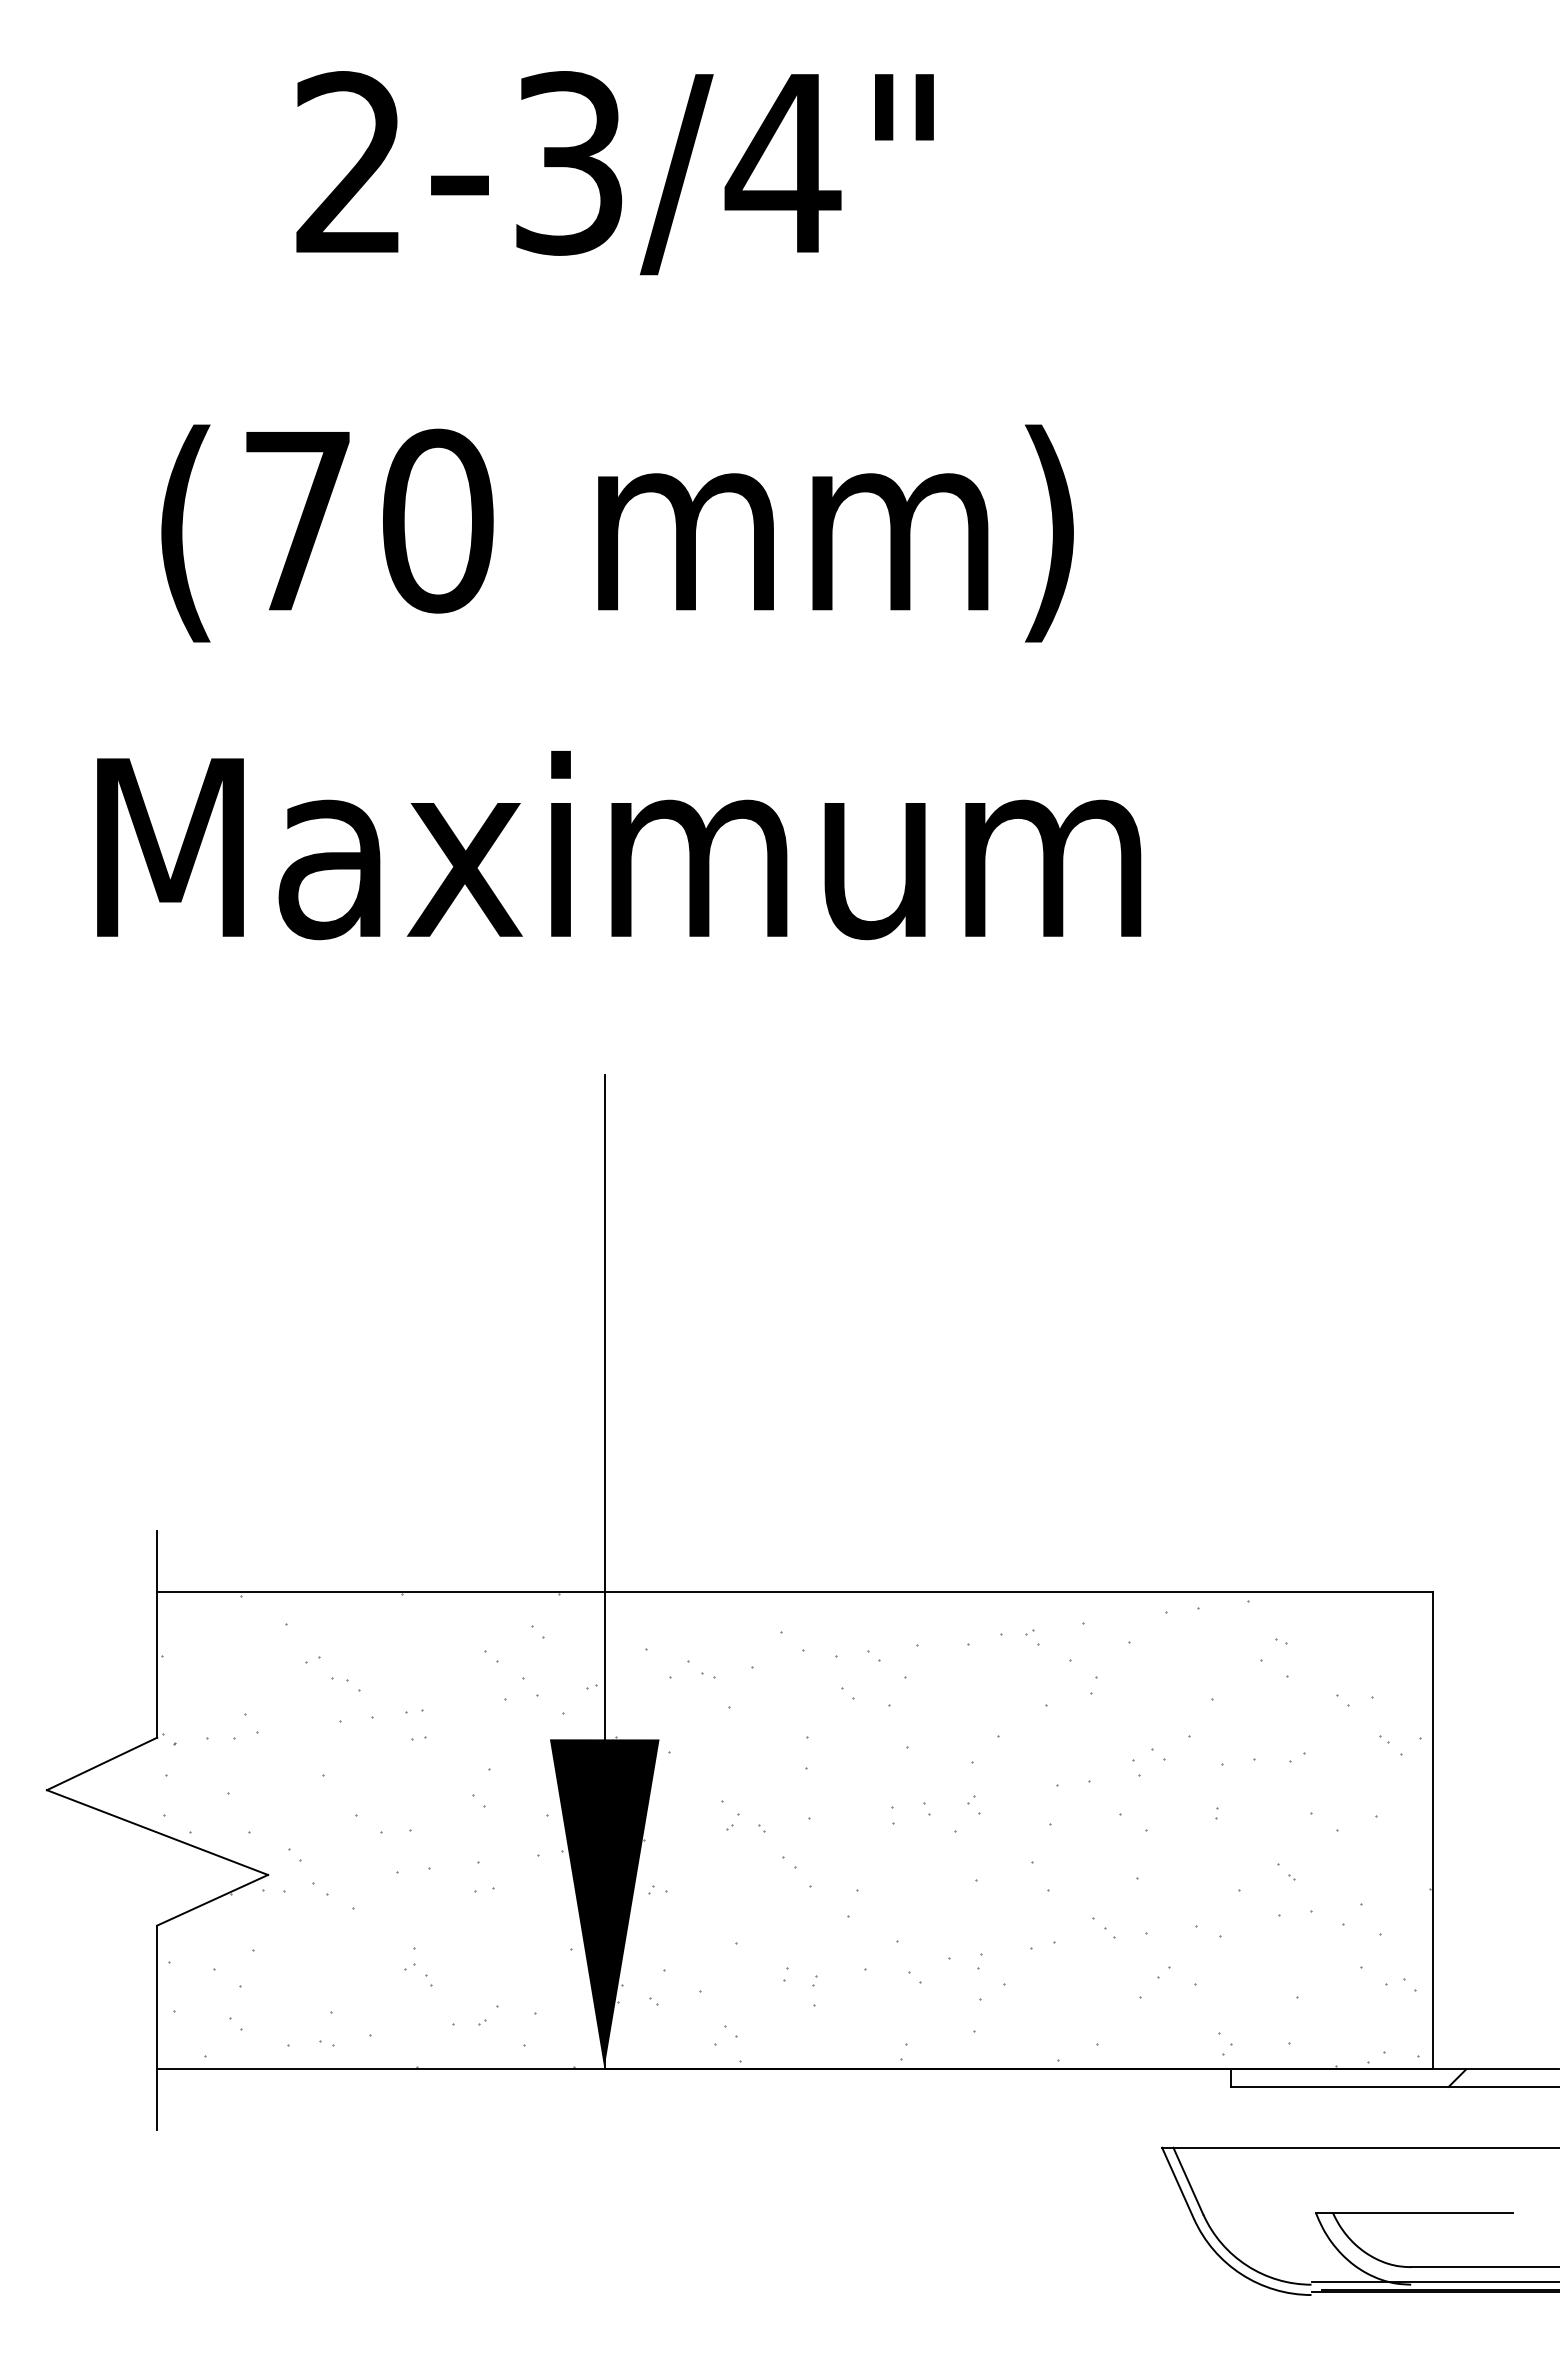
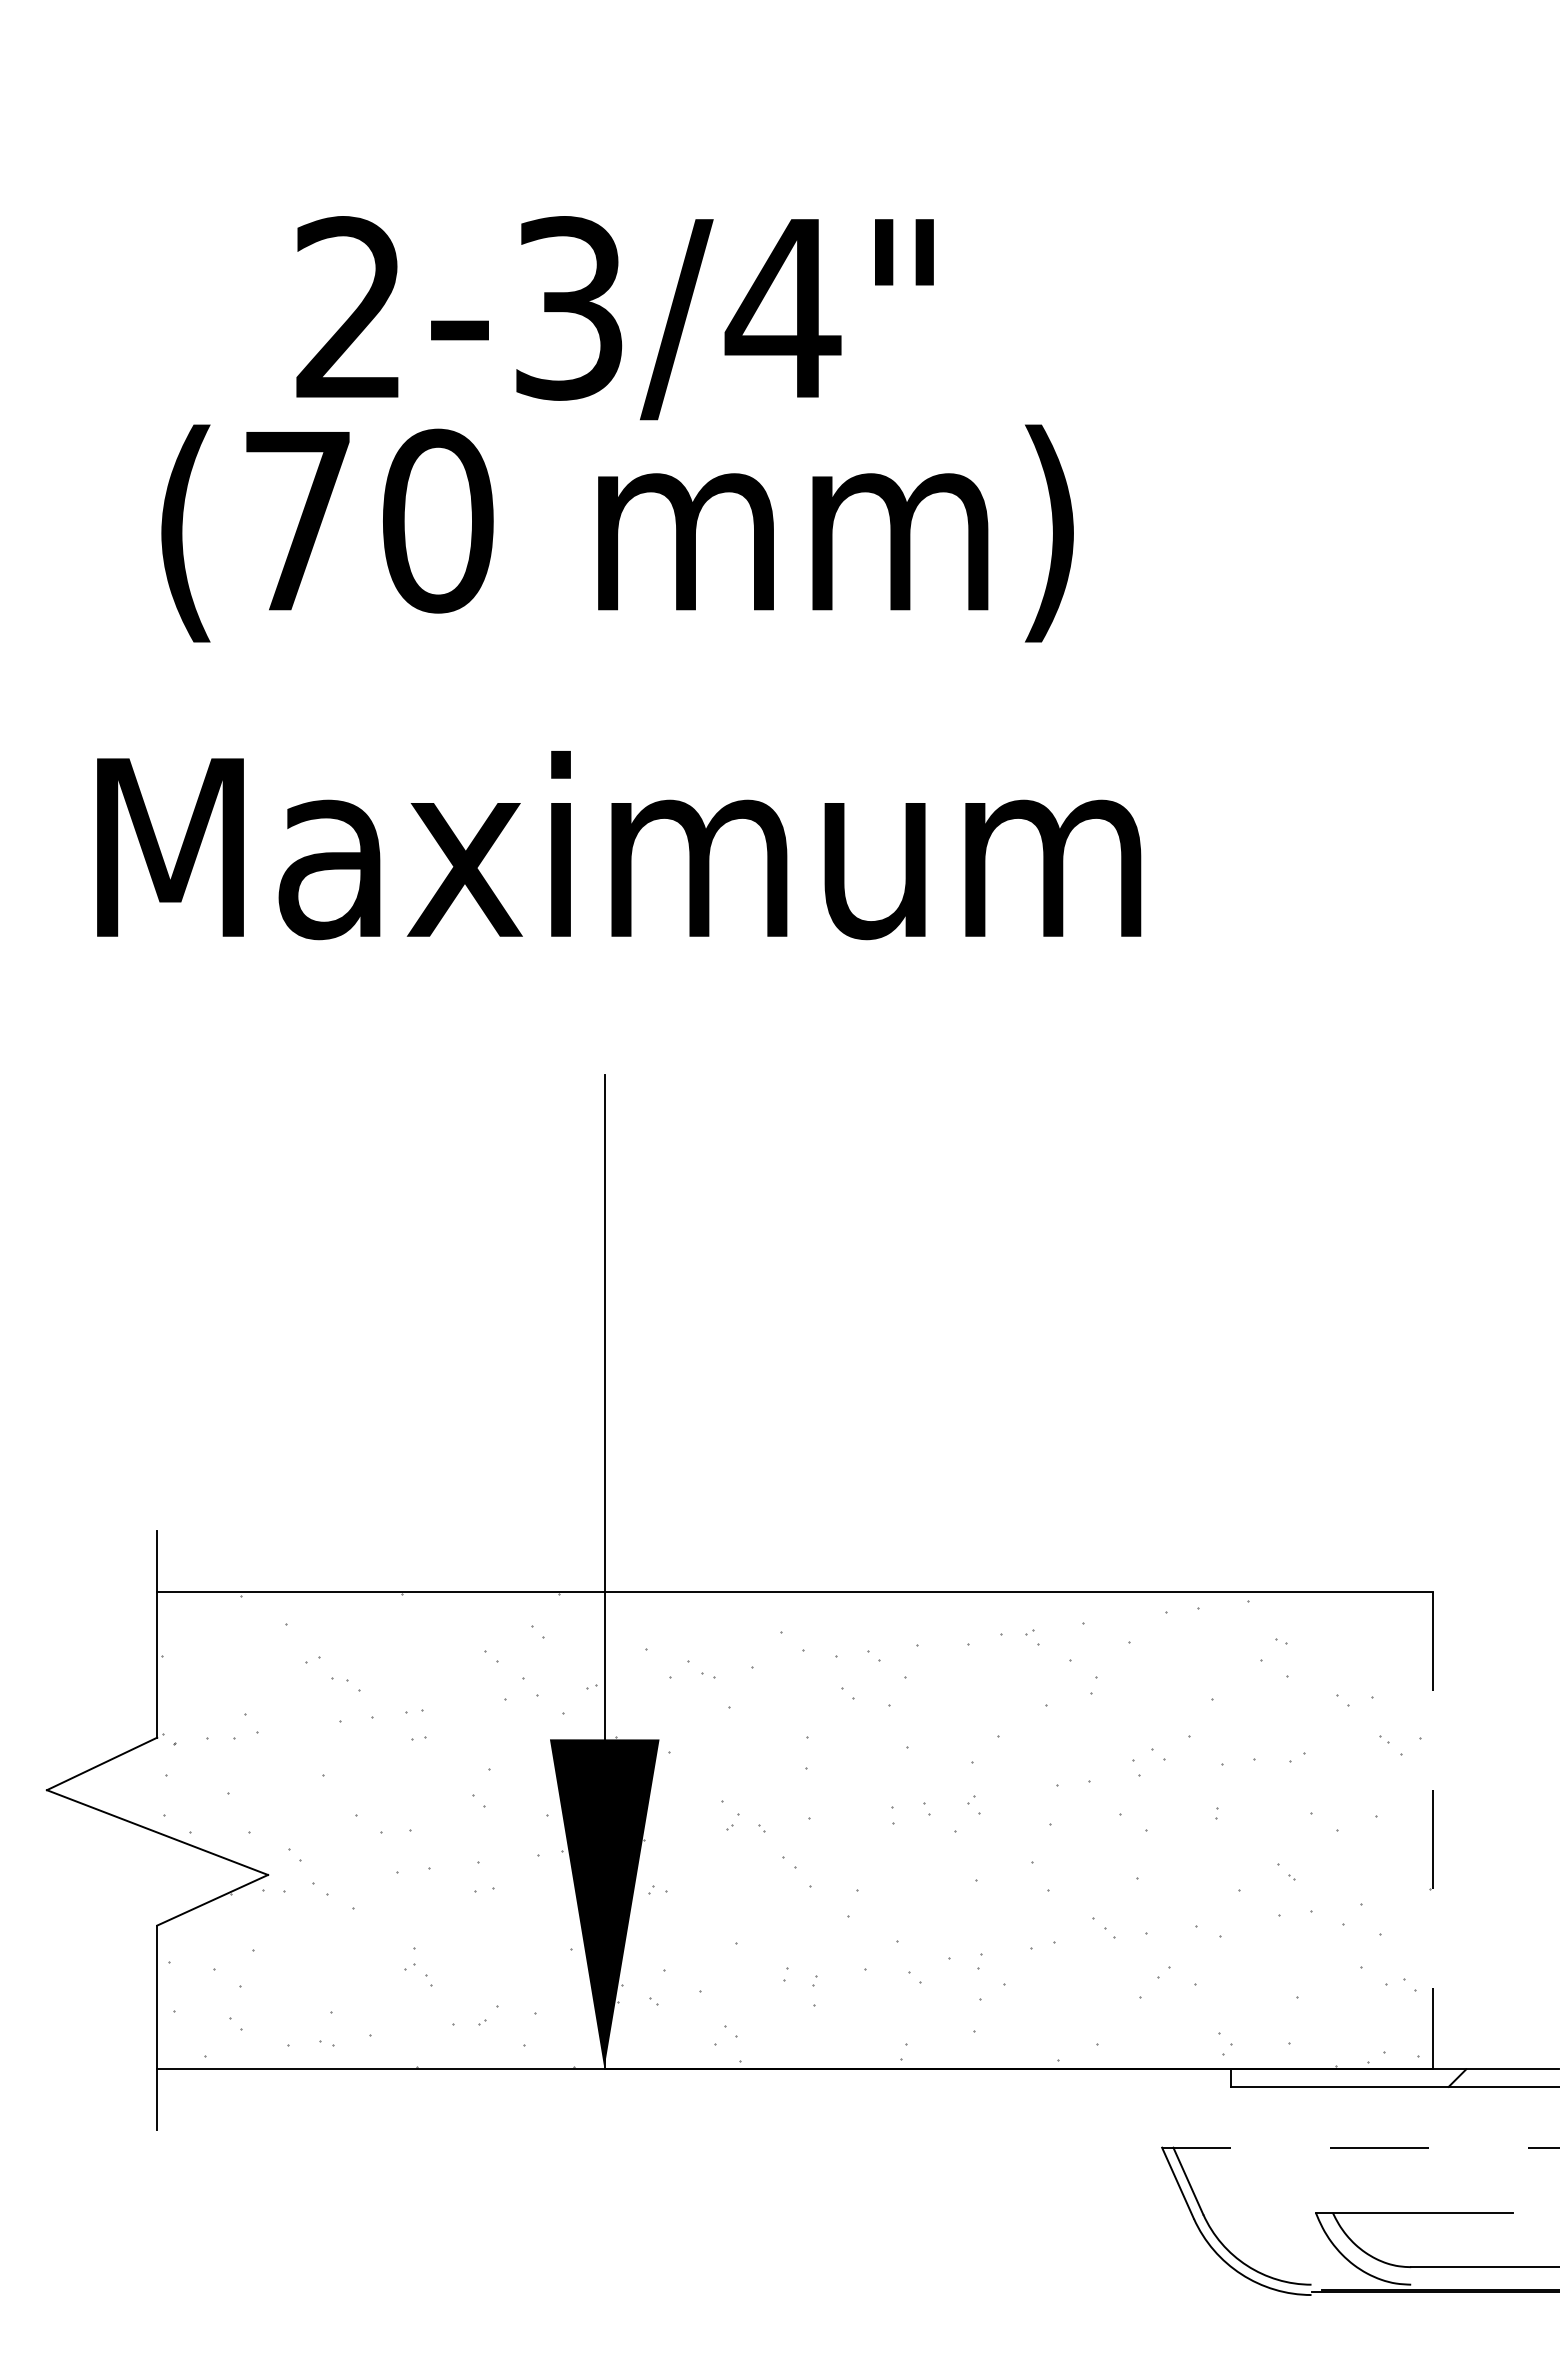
text position: (614, 173) -> (614, 318) (614, 318)
line: solid -> dashed (1432, 1830)
line: solid -> dashed (1360, 2147)
line: present -> none (1433, 2281)
